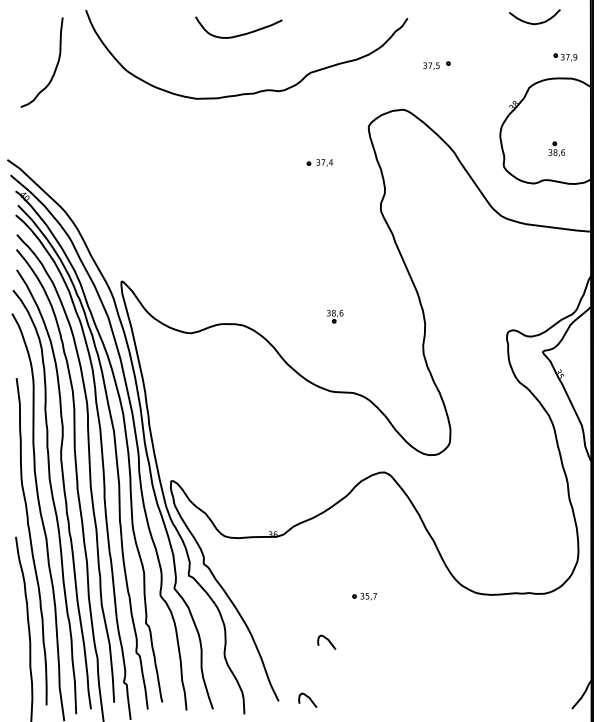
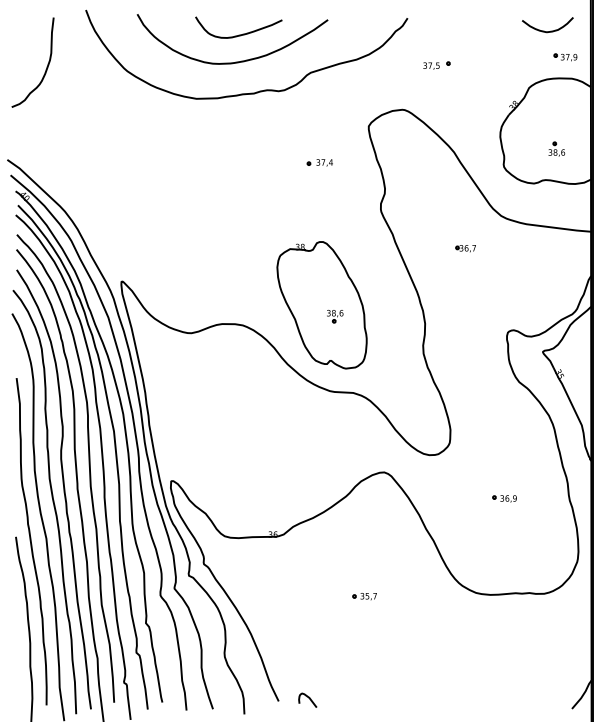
curve position: (531, 22) -> (544, 30) (544, 30)
curve: none -> present (235, 61)
curve position: (55, 66) -> (46, 66) (46, 66)
part: none -> present (465, 248)
part: none -> present (321, 305)
part: none -> present (504, 498)
curve: present -> none (327, 640)
